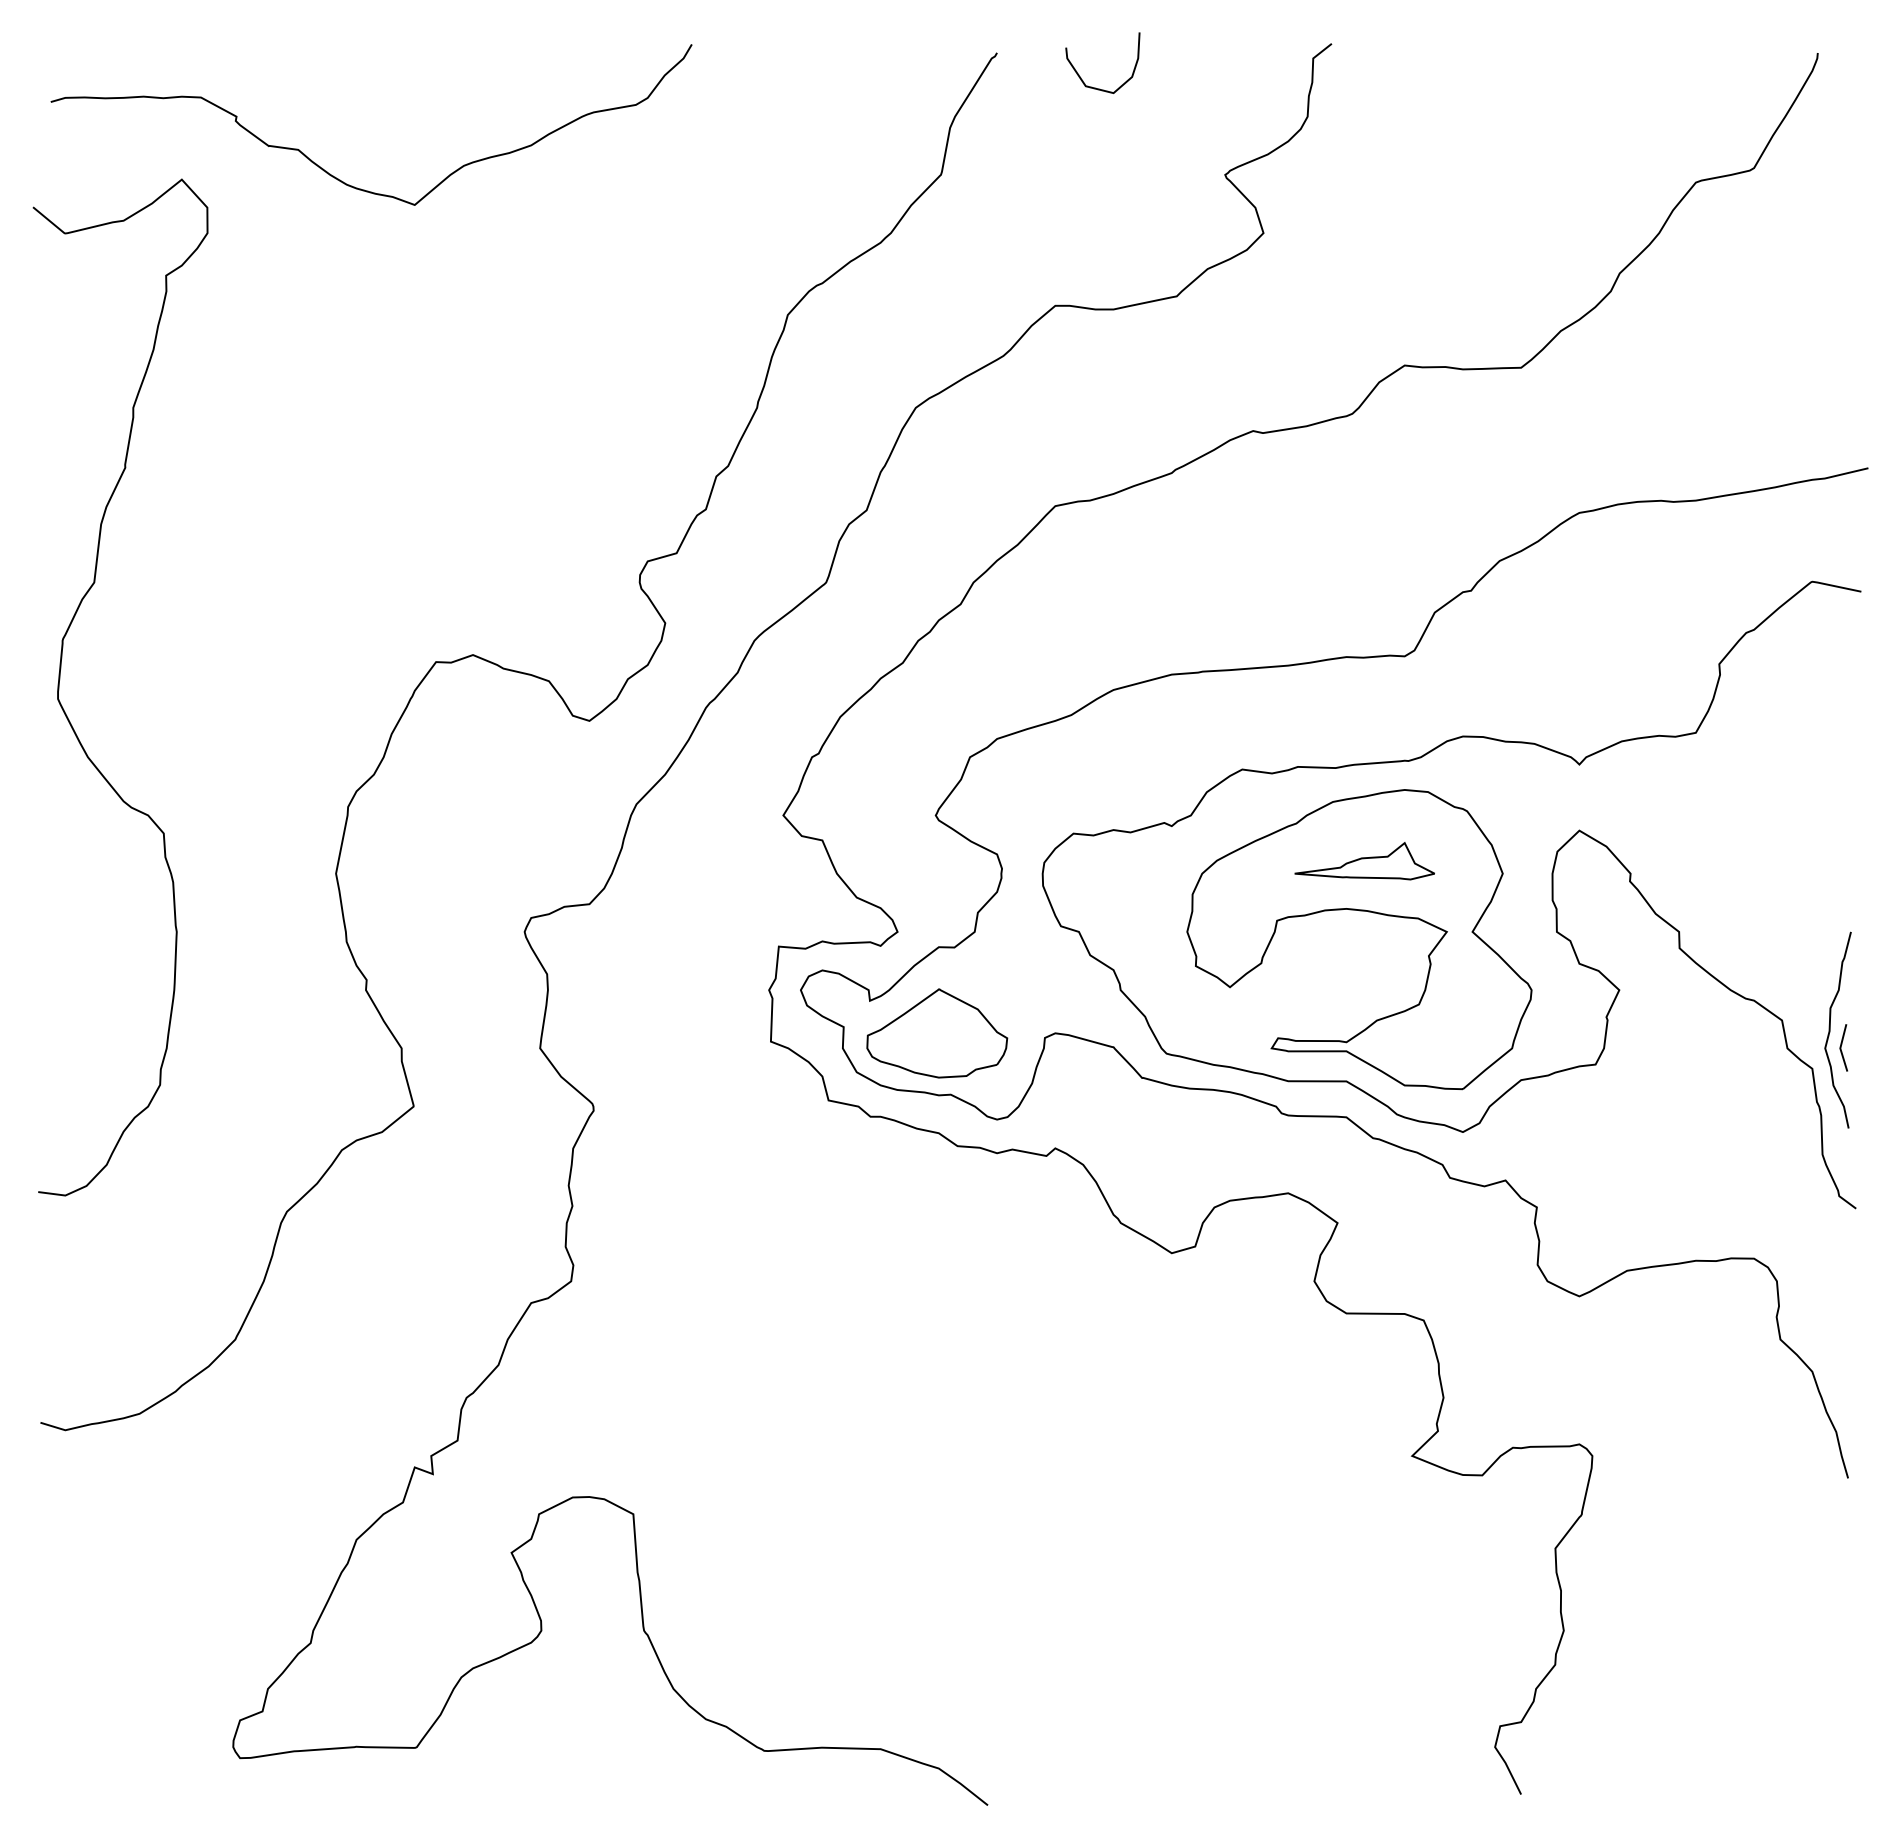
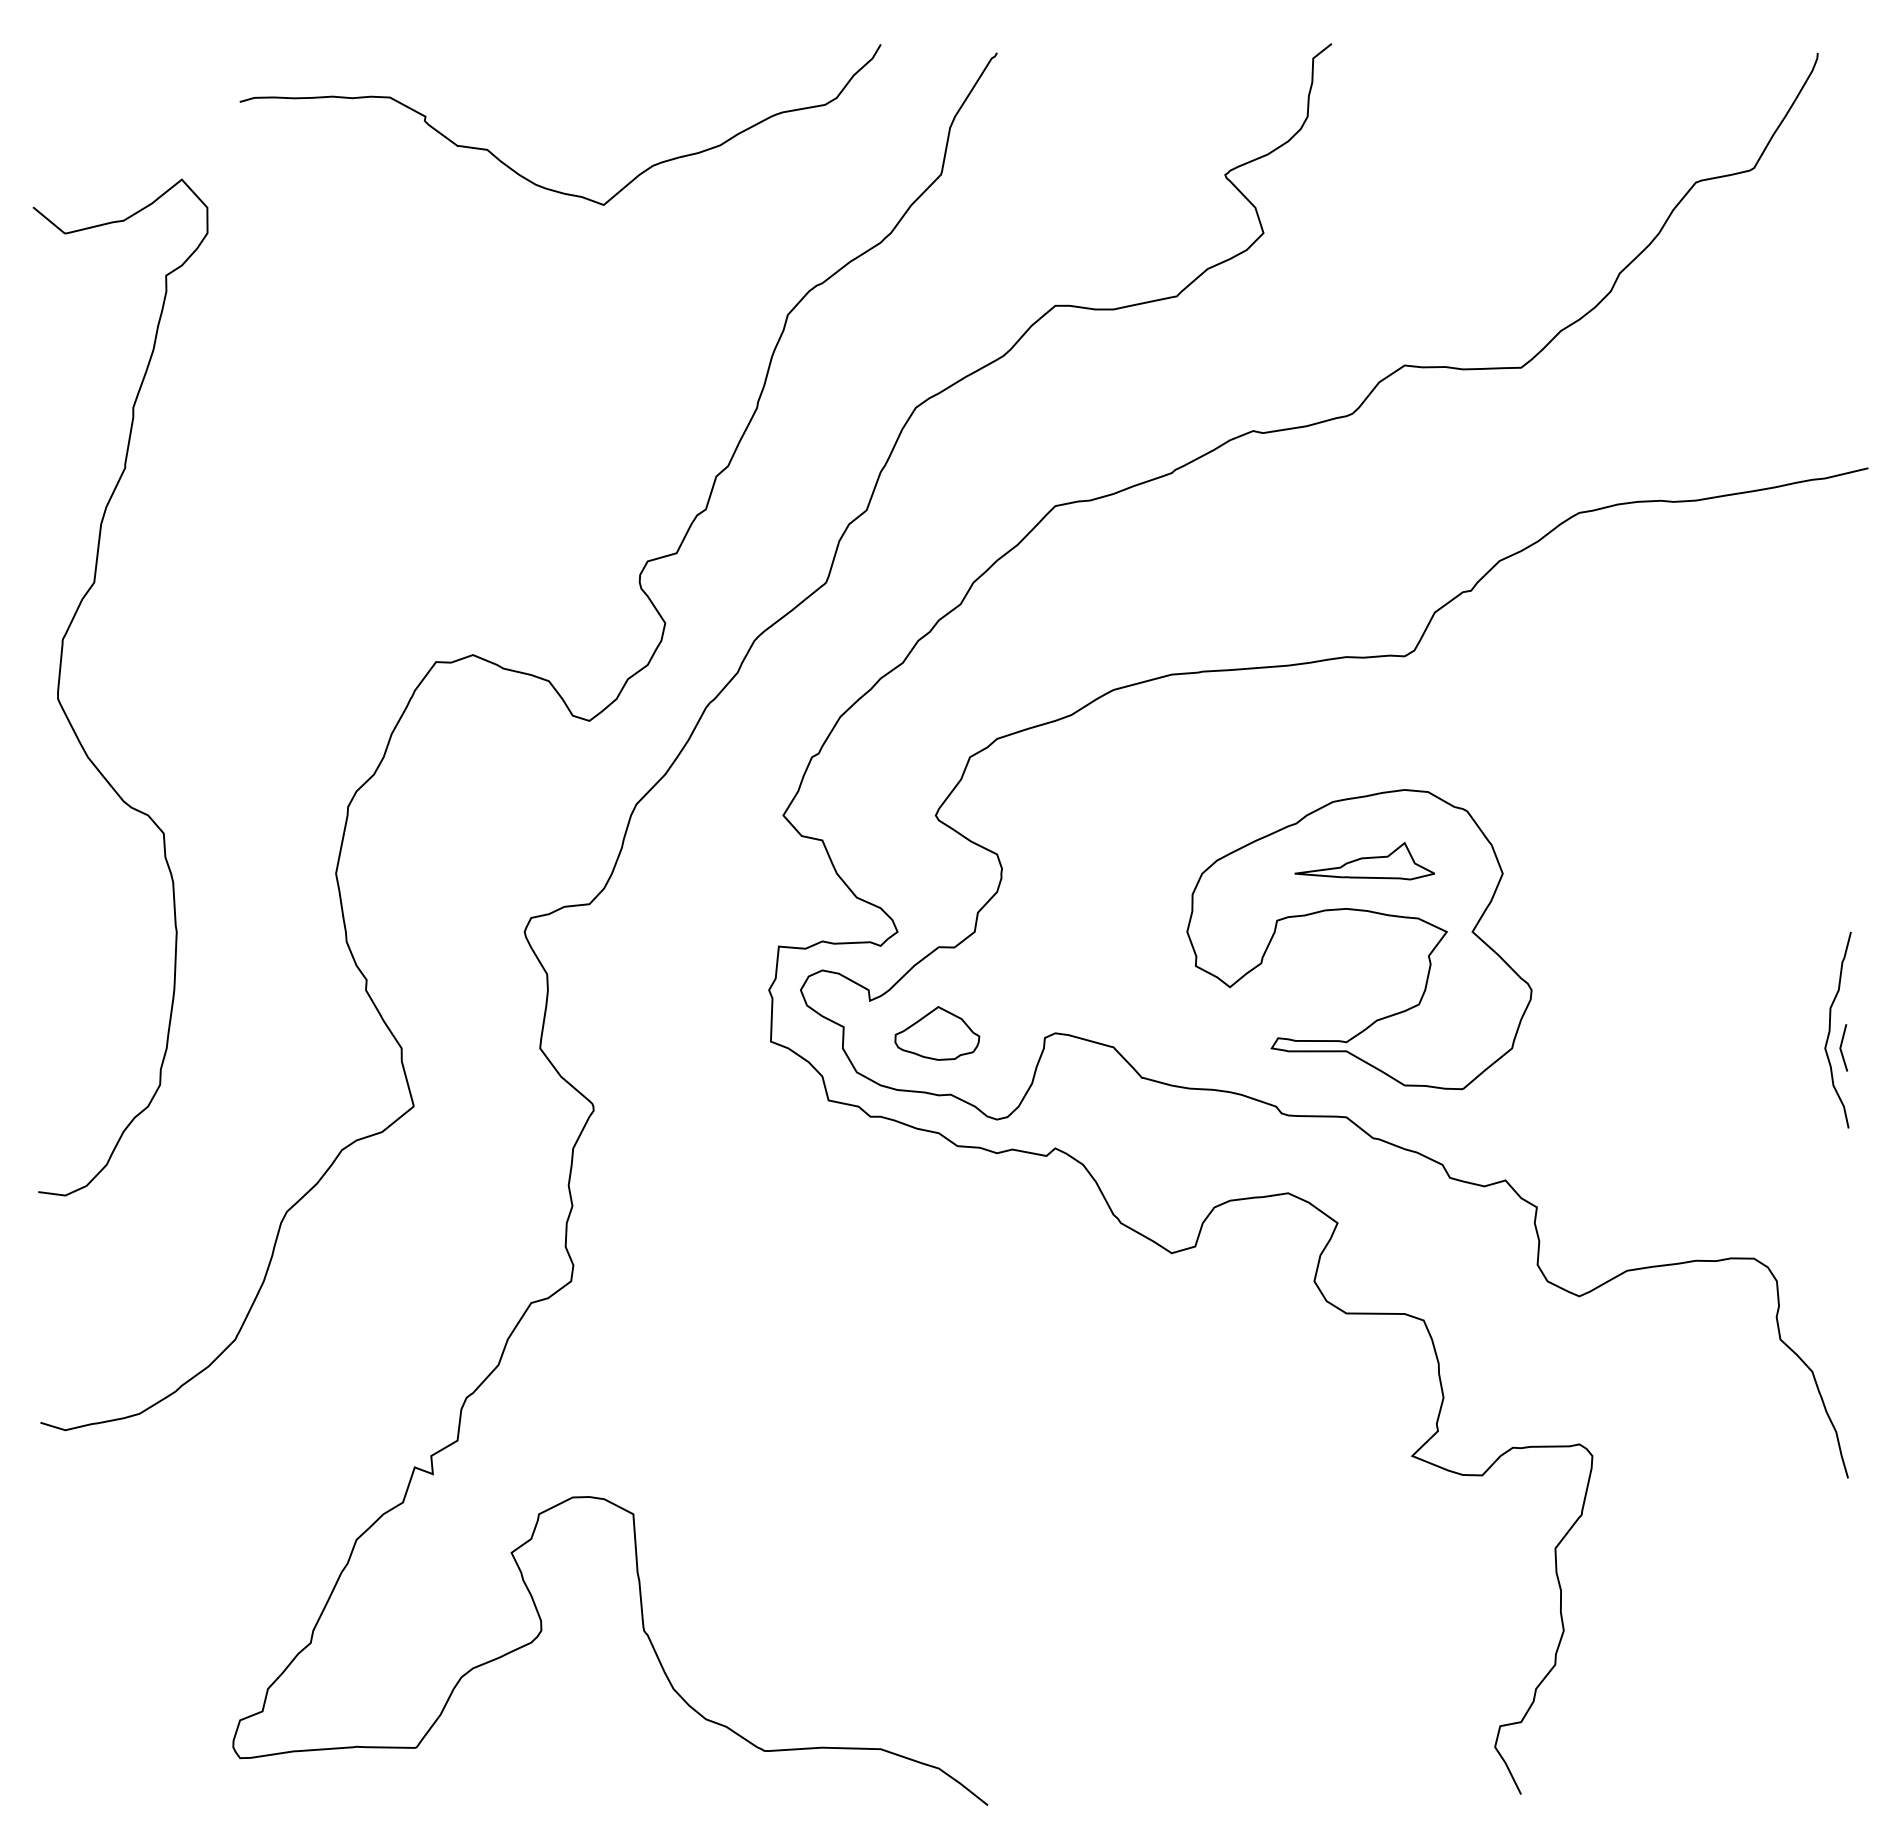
curve: present -> none (1081, 77)
curve position: (340, 179) -> (529, 179) (529, 179)
curve: present -> none (1551, 894)
part size: 143x91 px -> 87x55 px (937, 1033)
